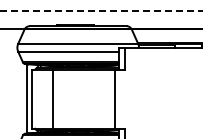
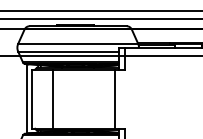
line: dashed -> solid (101, 11)
line: none -> present (100, 19)
line: none -> present (100, 56)
